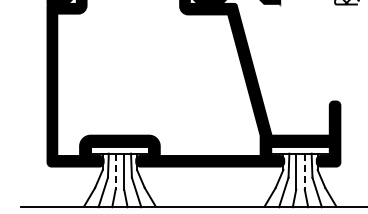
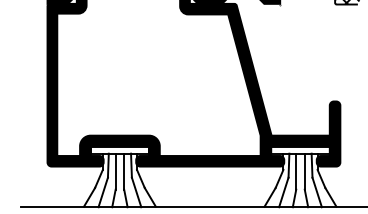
line: dashed -> solid (115, 171)
line: dashed -> solid (304, 171)
